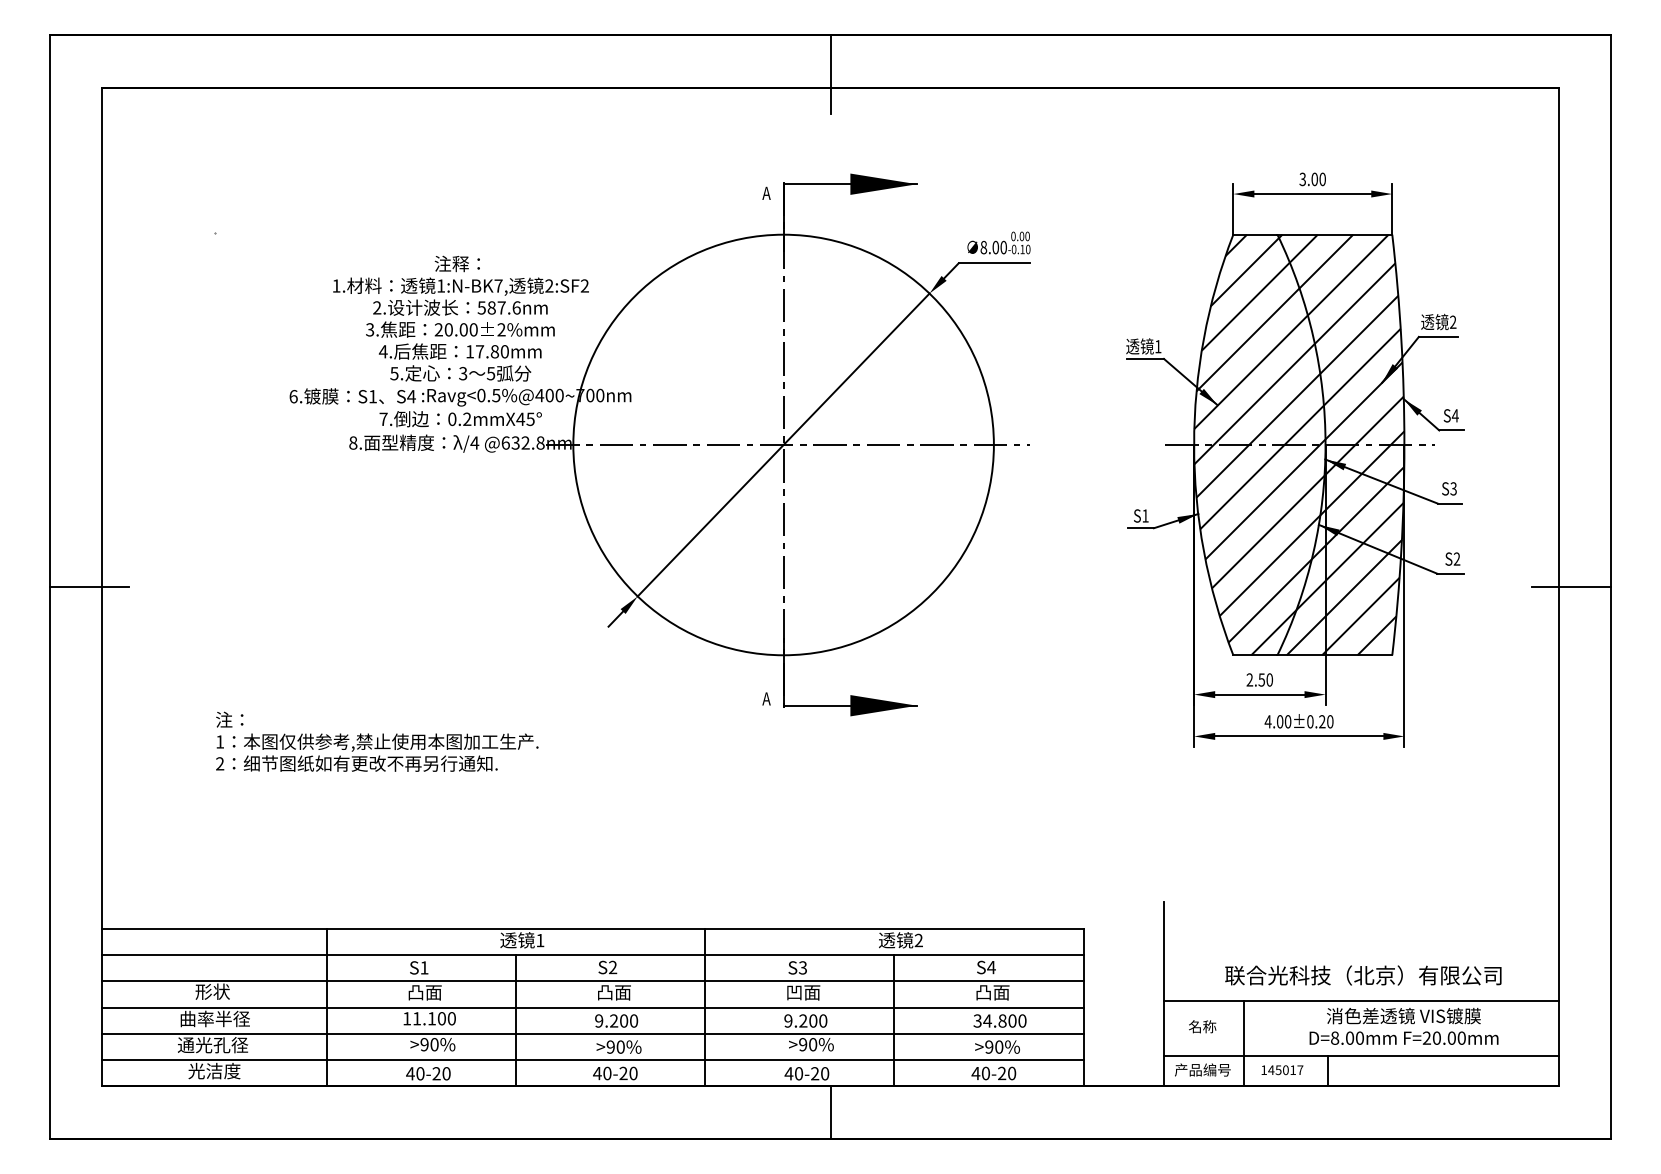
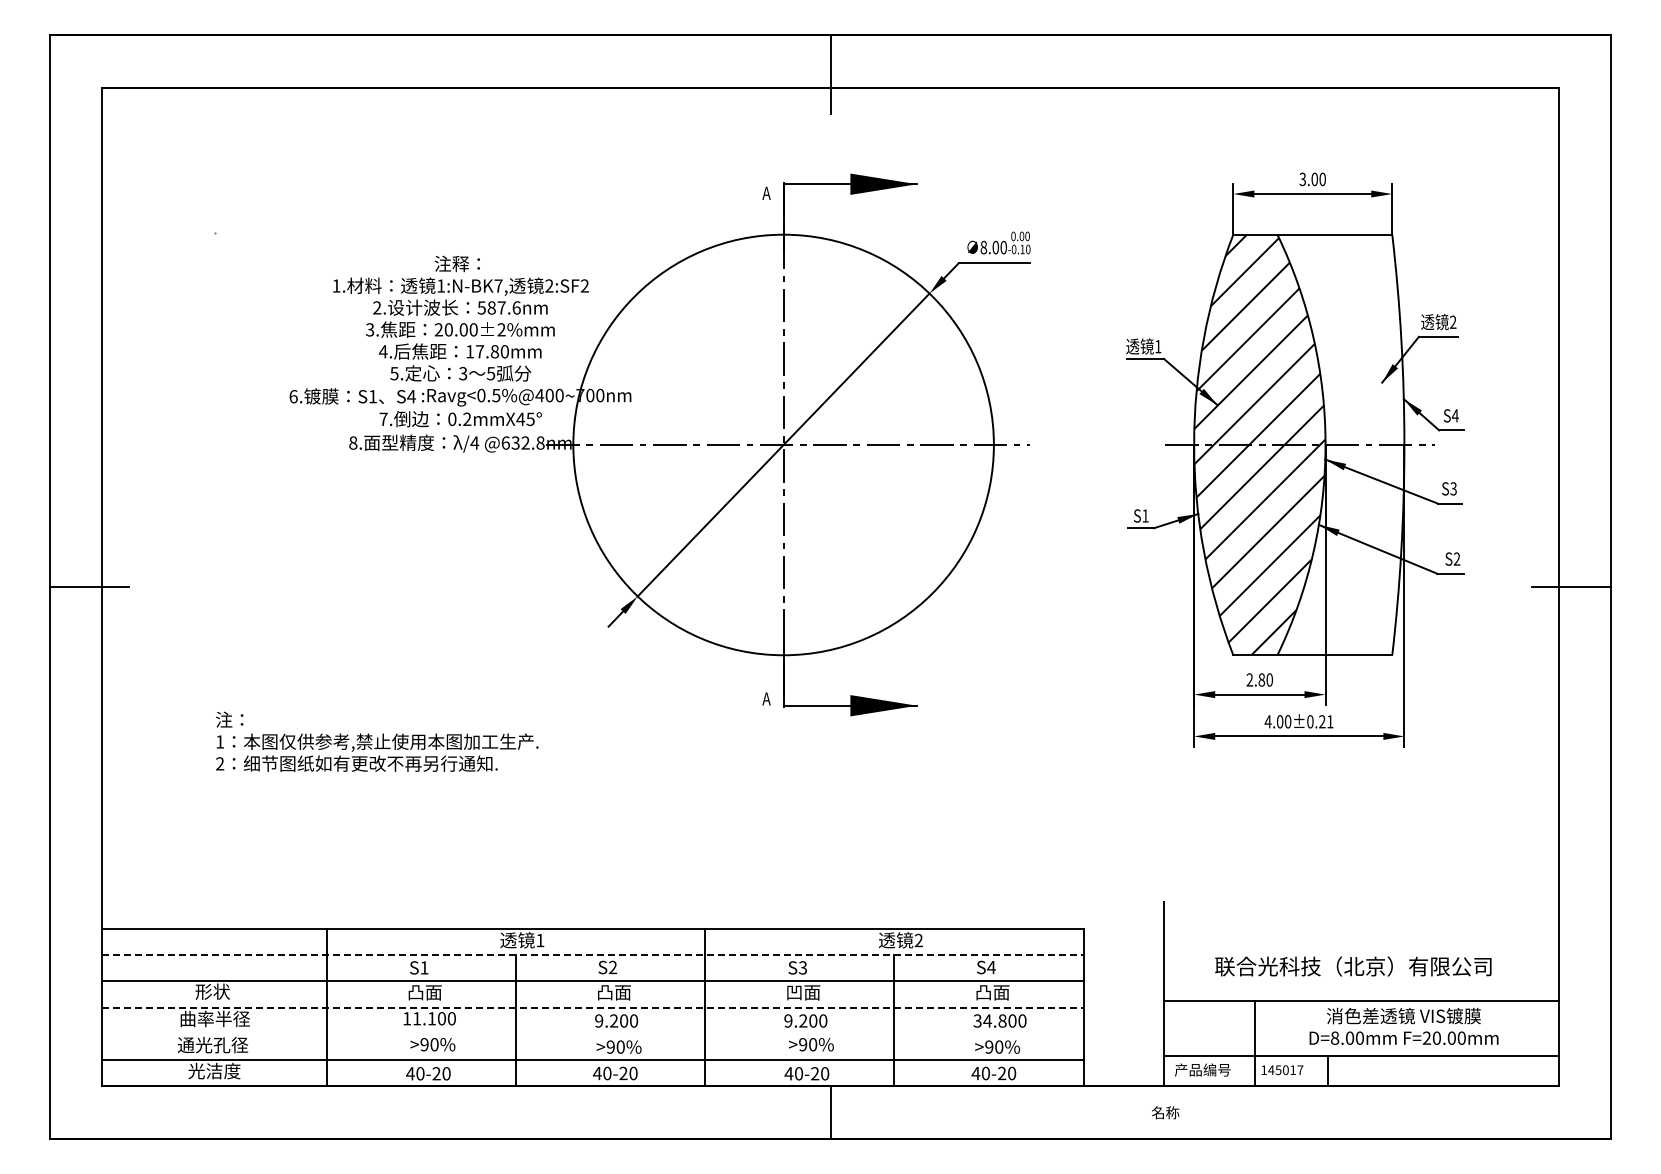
hatch: present -> none (1340, 444)
text: 2.50 -> 2.80 (1261, 679)
text: 4.00±0.20 -> 4.00±0.21 (1330, 721)
line: solid -> dashed (593, 954)
text position: (1363, 975) -> (1353, 966) (1353, 966)
line: solid -> dashed (593, 1007)
text position: (1202, 1026) -> (1165, 1112) (1165, 1112)
line: present -> none (592, 1033)
line position: (1243, 1043) -> (1254, 1043) (1254, 1043)
